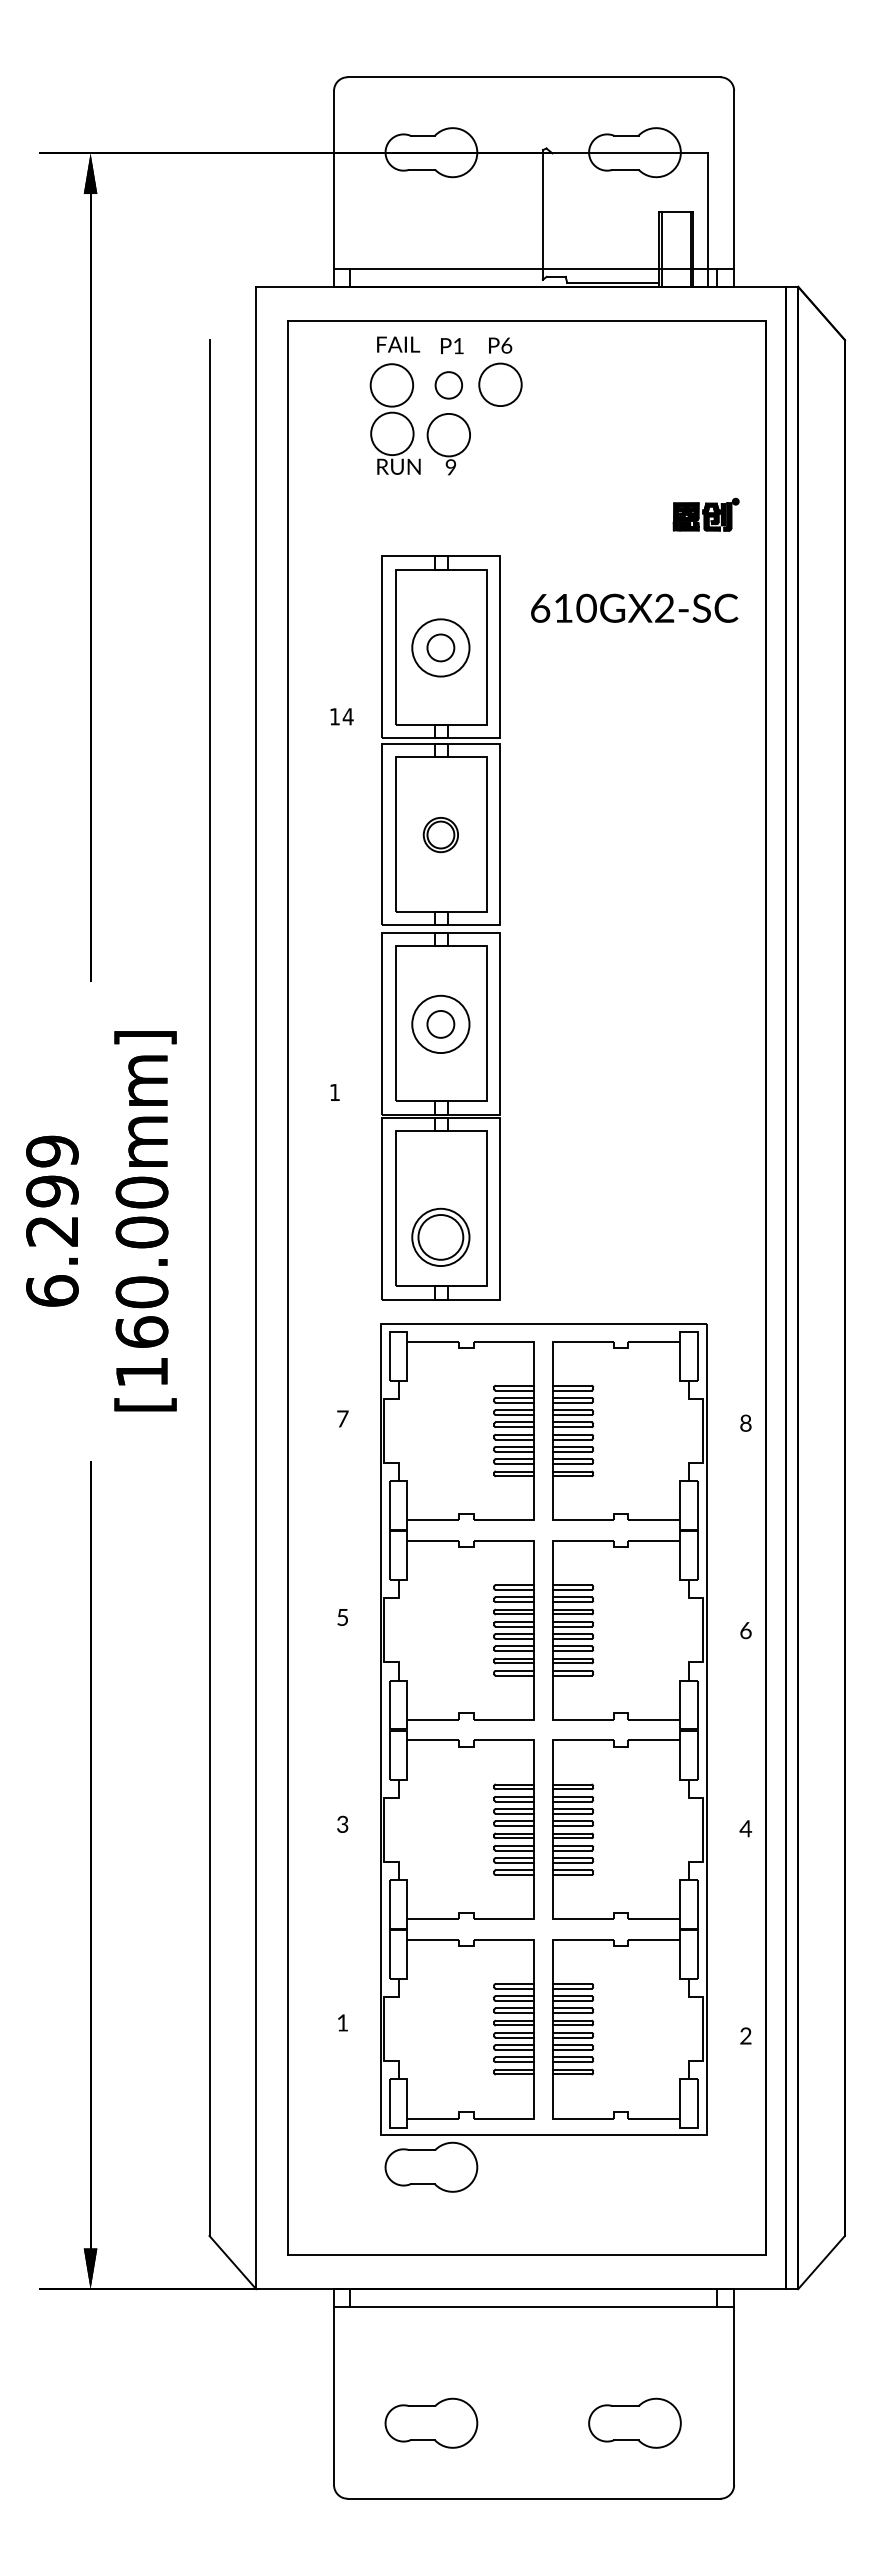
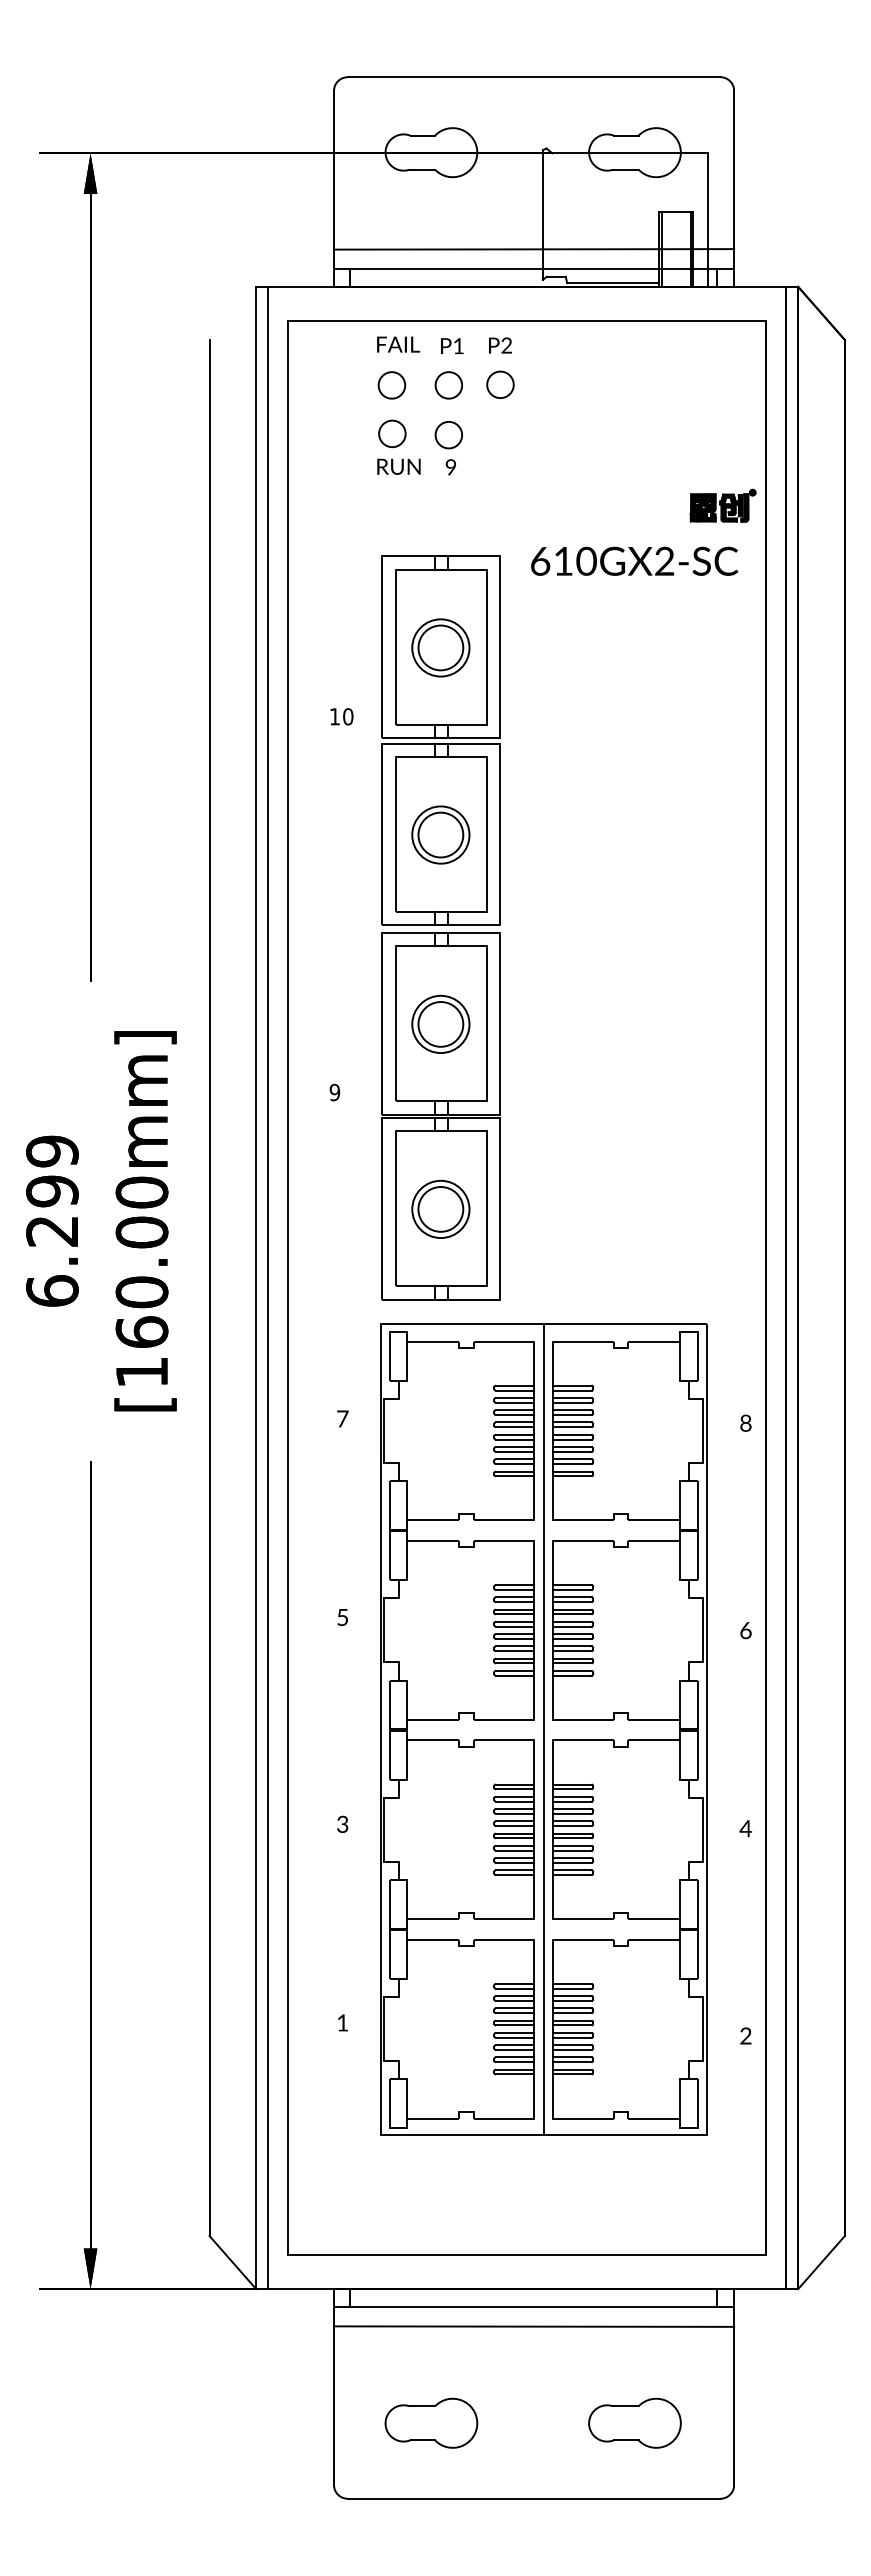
line: none -> present (534, 249)
text: P6 -> P2 (506, 345)
circle diameter: 42 px -> 27 px (500, 384)
circle diameter: 42 px -> 27 px (391, 385)
circle diameter: 42 px -> 27 px (392, 433)
circle diameter: 42 px -> 27 px (448, 434)
part position: (705, 514) -> (722, 505) (722, 505)
text position: (634, 607) -> (634, 560) (634, 560)
circle diameter: 27 px -> 45 px (440, 647)
text: 14 -> 10 (347, 716)
part size: 37x37 px -> 60x60 px (440, 834)
circle diameter: 27 px -> 45 px (440, 1024)
text: 1 -> 9 (334, 1092)
part position: (440, 1236) -> (440, 1208) (440, 1208)
line: none -> present (268, 1287)
line: none -> present (543, 1728)
part: present -> none (431, 2166)
line: none -> present (534, 2326)
